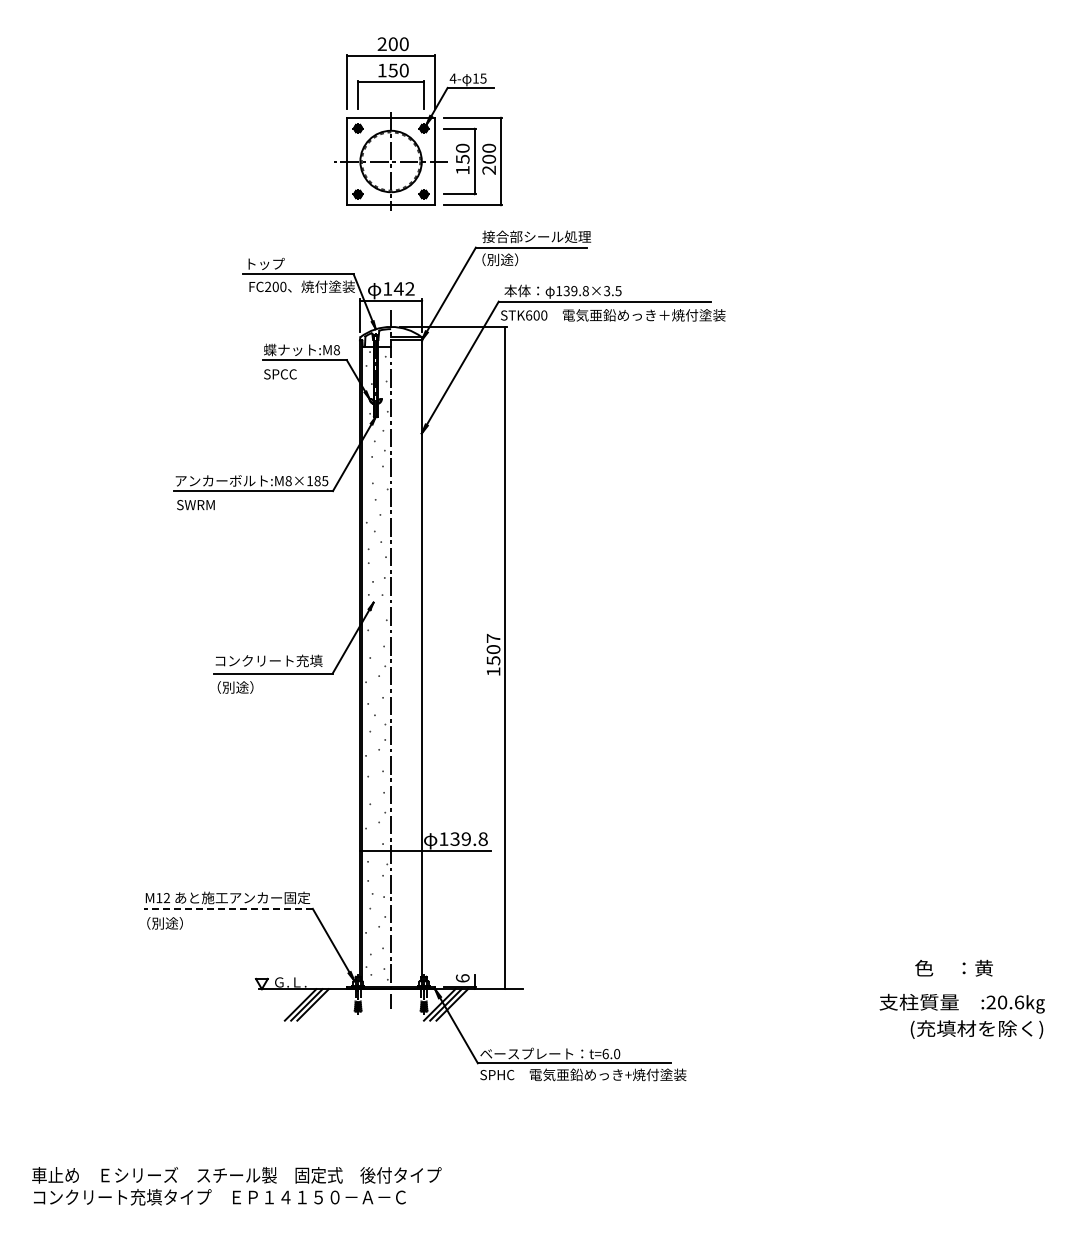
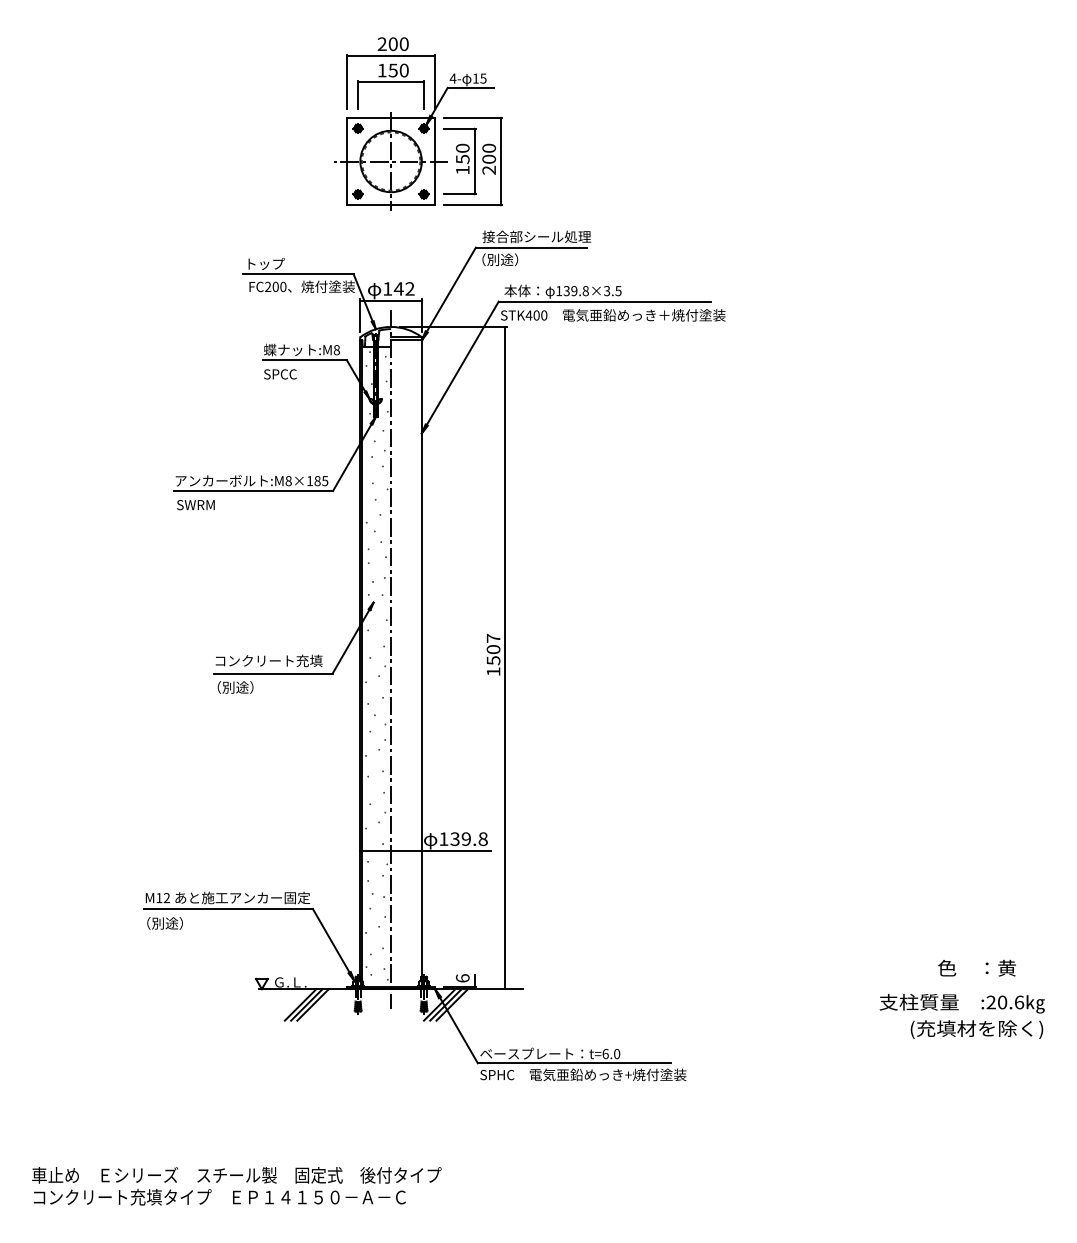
text: STK600 -> STK400 (528, 315)
line: dashed -> solid (228, 908)
text position: (953, 967) -> (976, 967) (976, 967)
